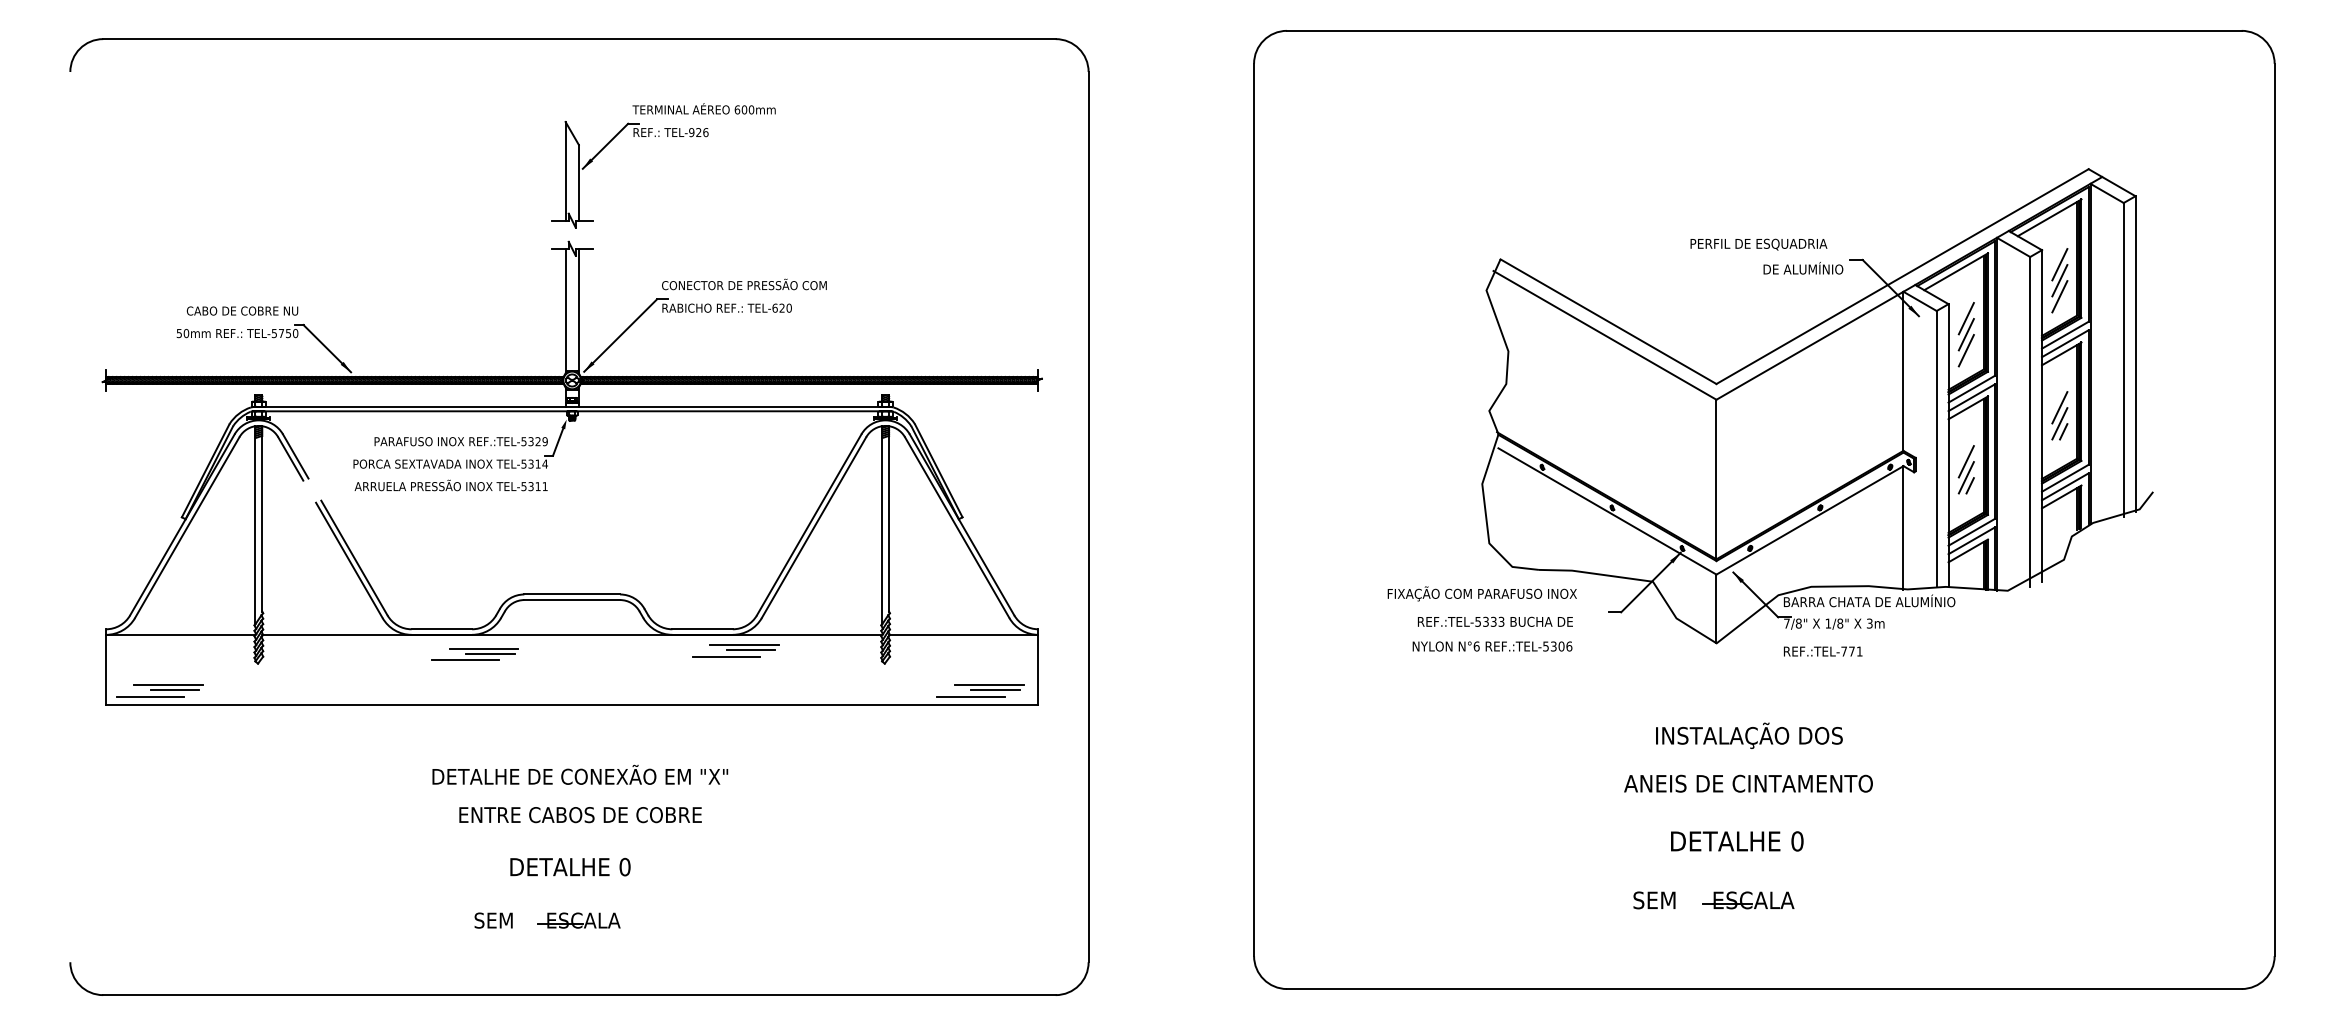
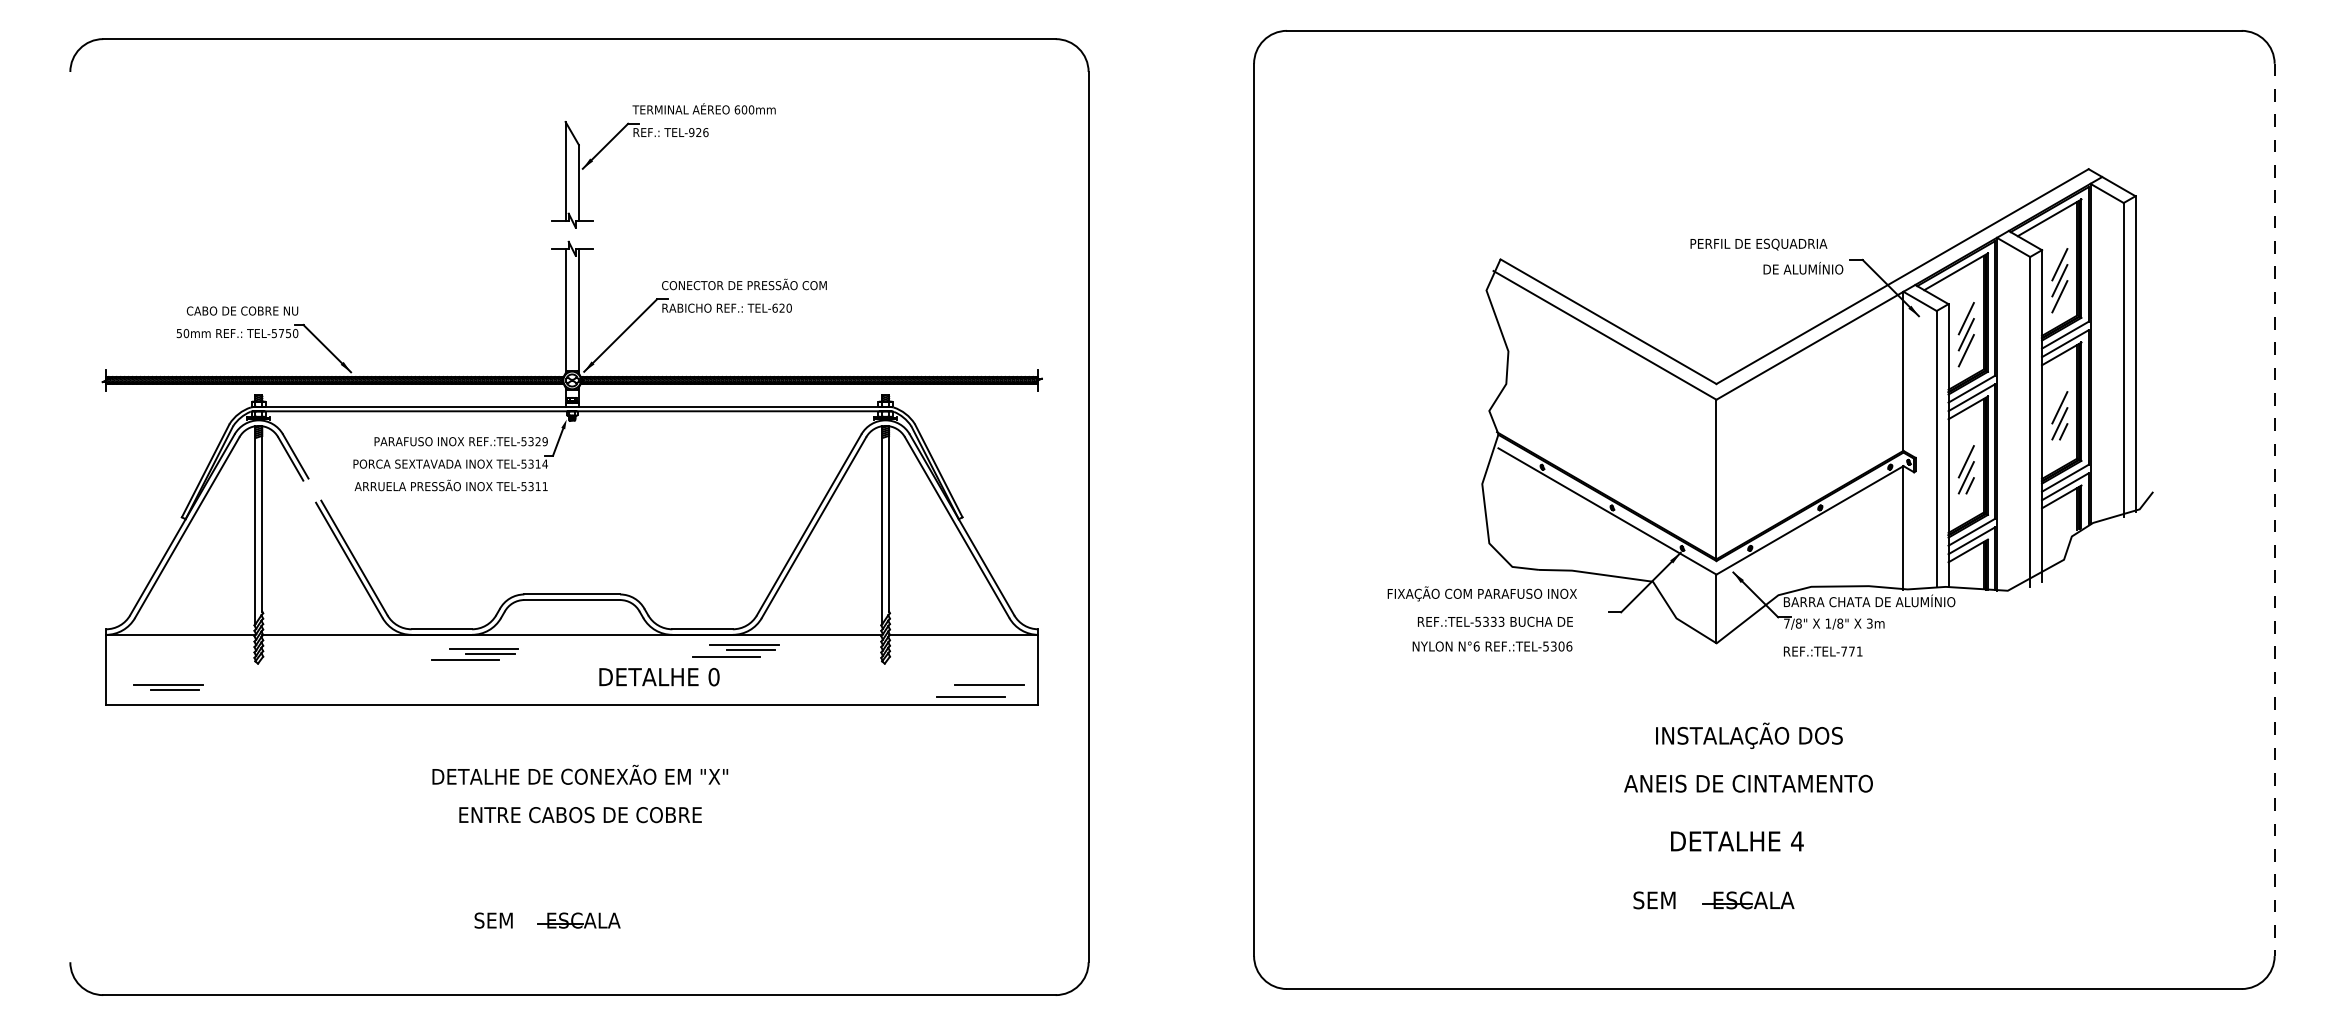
line: solid -> dashed (2274, 510)
line: present -> none (995, 690)
line: present -> none (150, 696)
text: 0 -> 4 (1797, 841)
text position: (570, 867) -> (659, 677) (659, 677)
